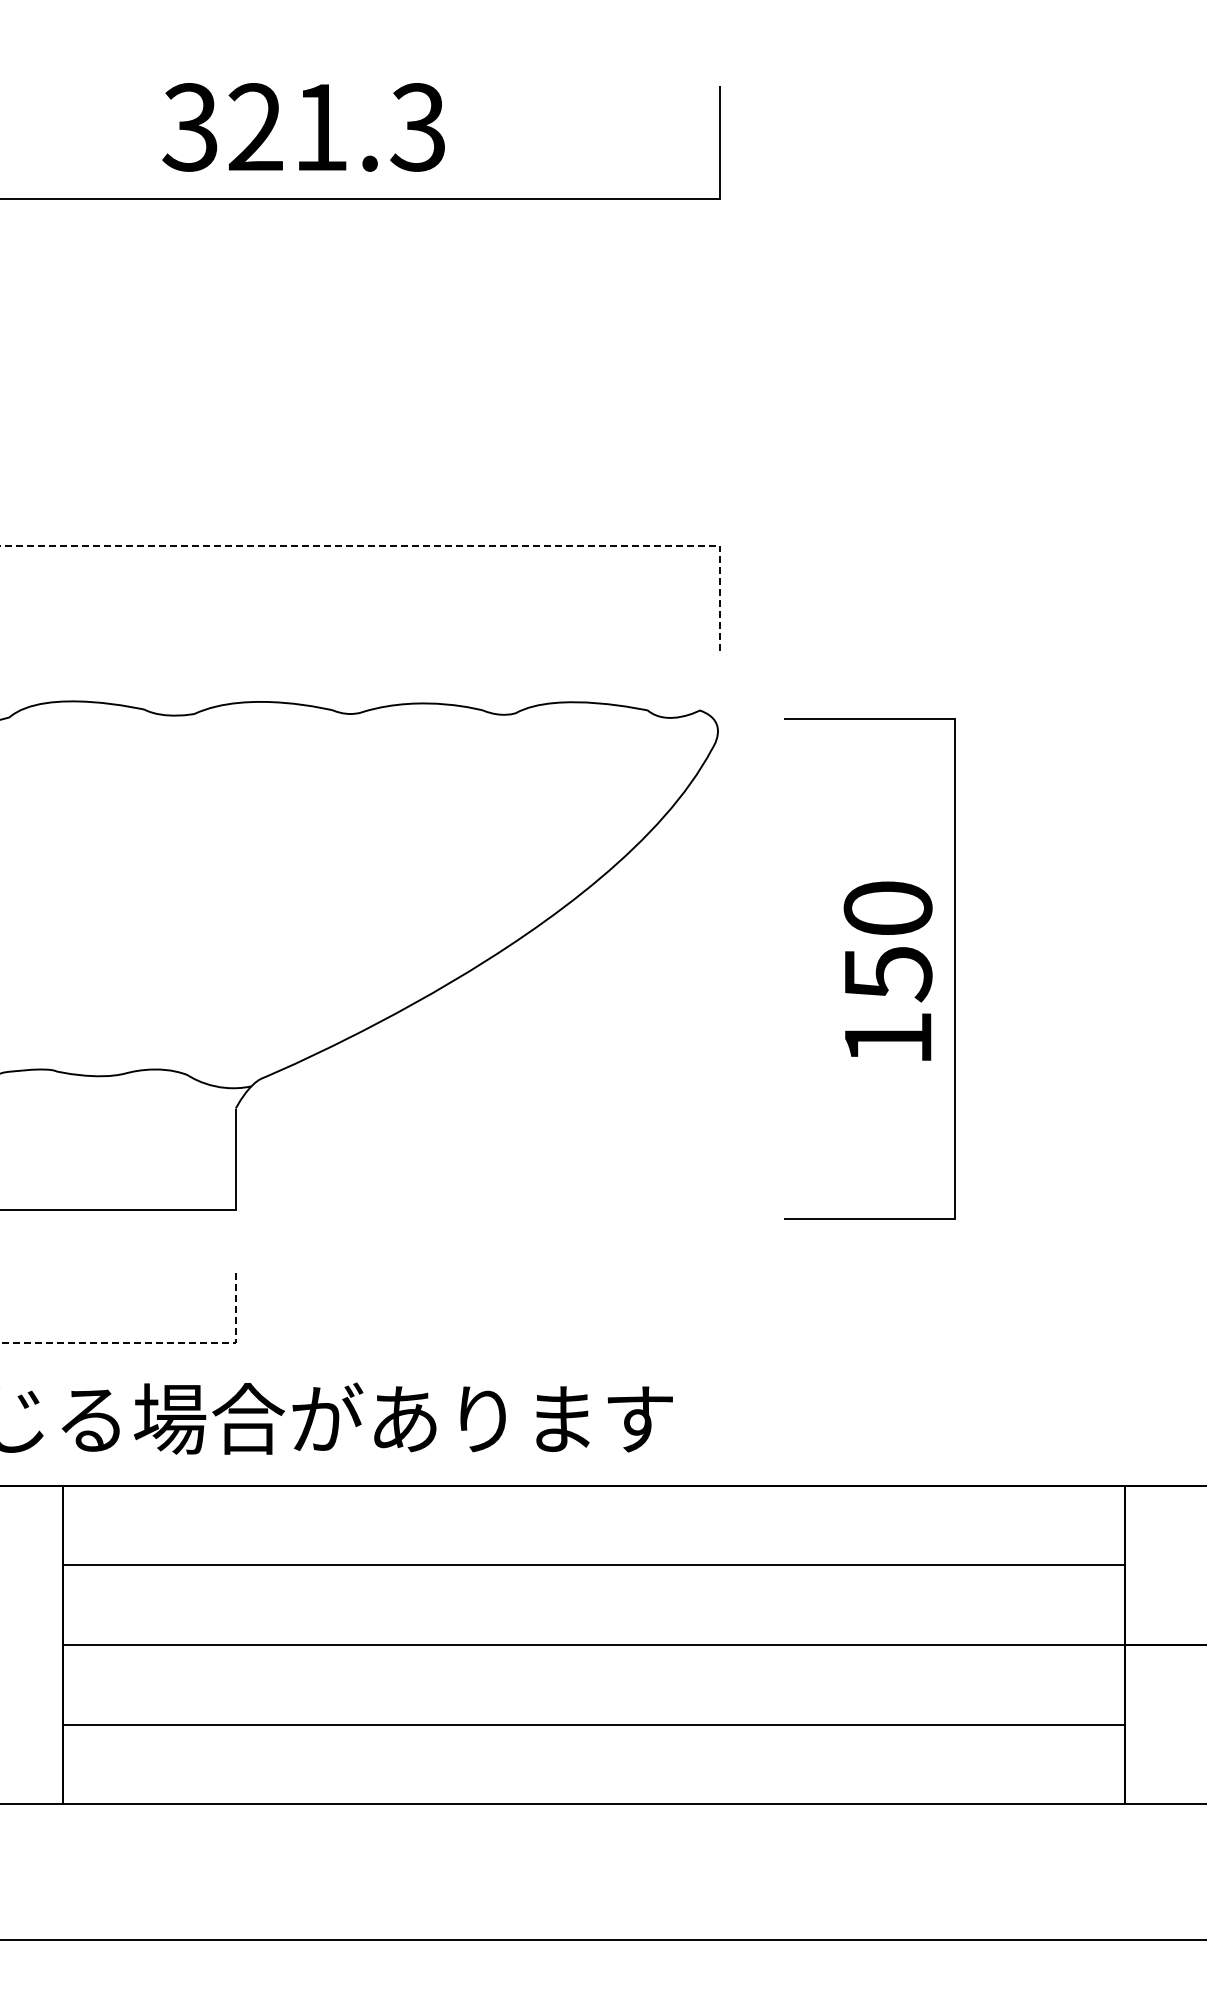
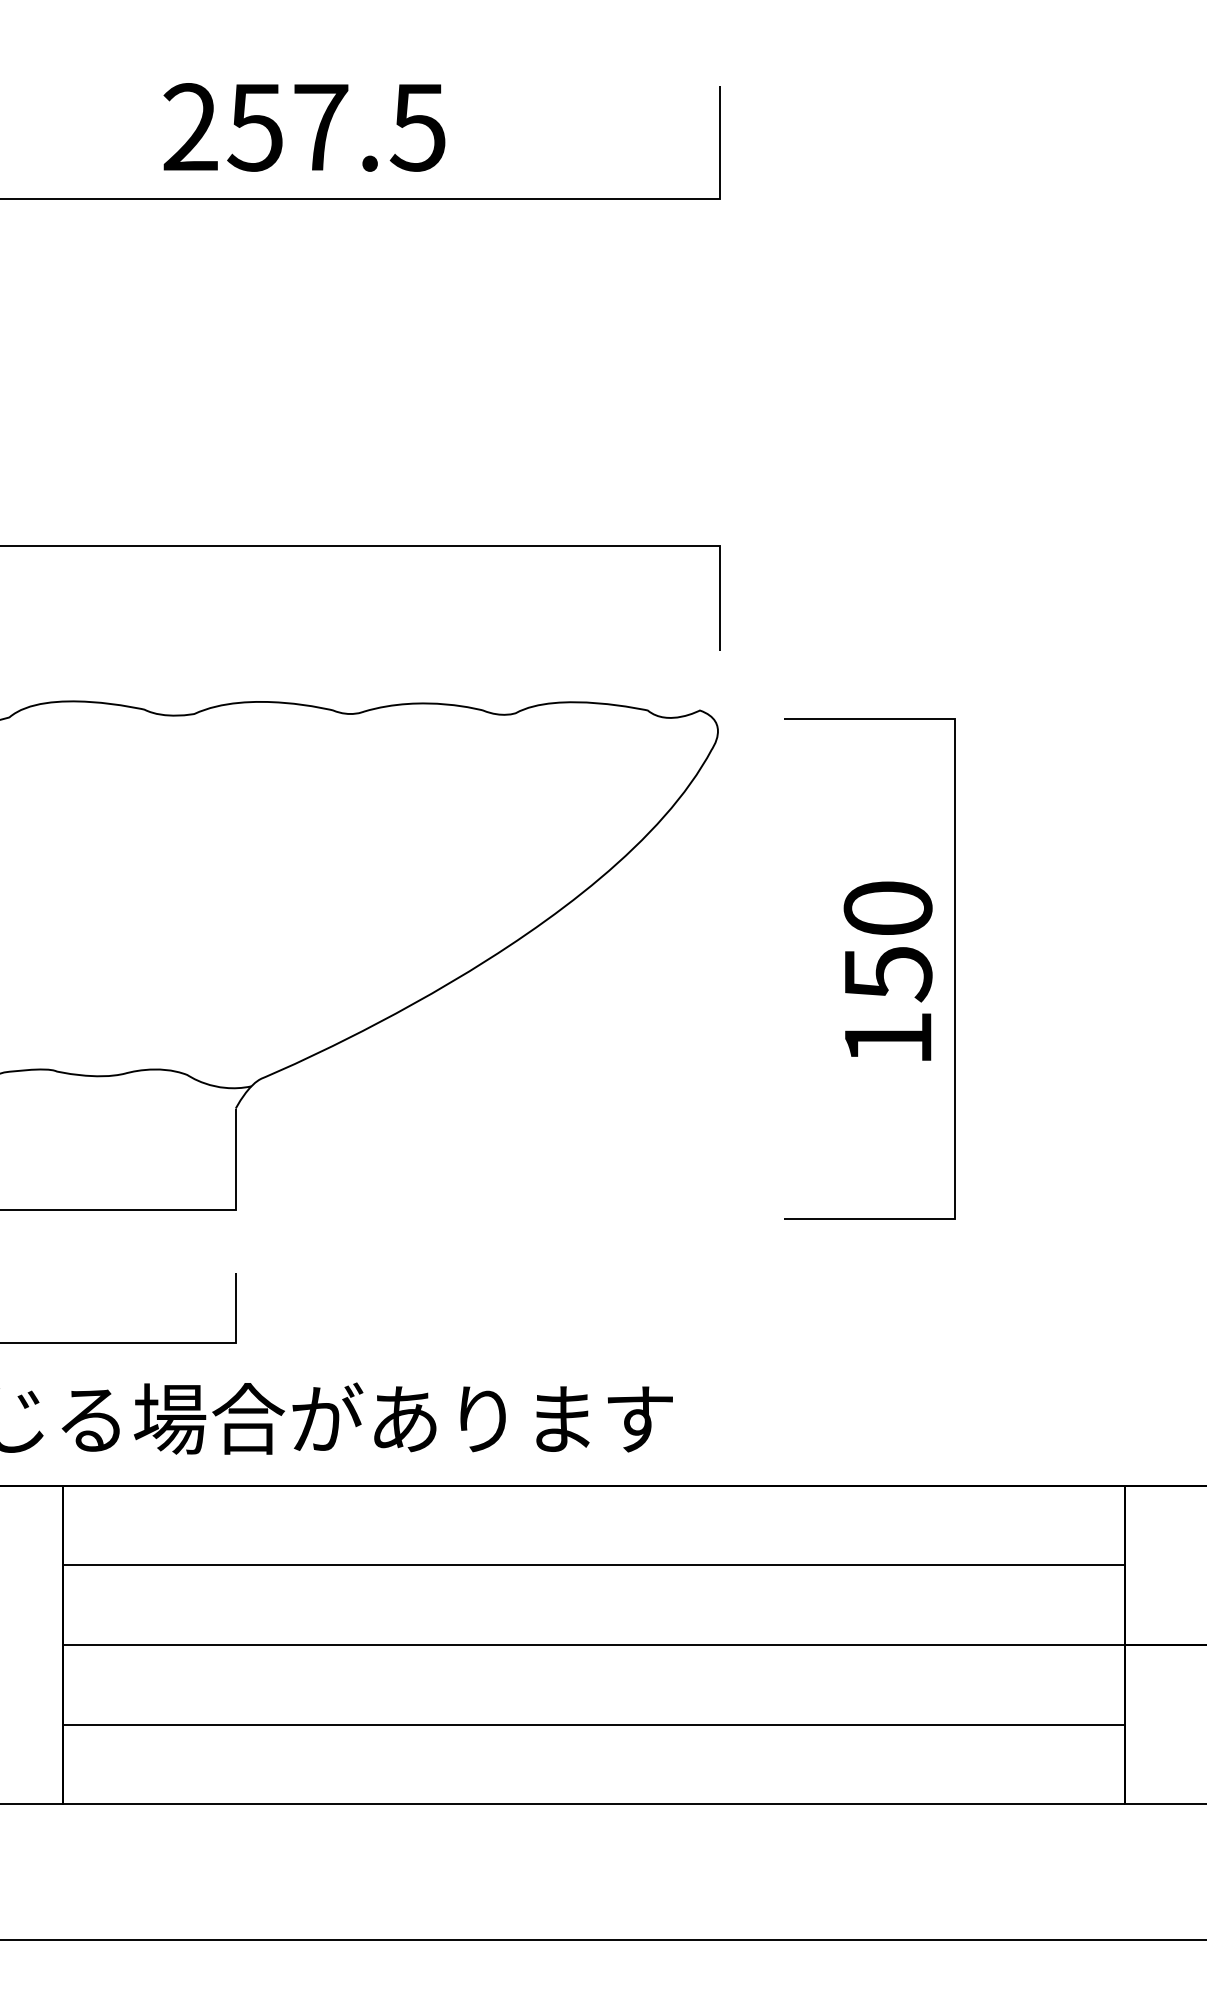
text: 321.3 -> 257.5 (303, 127)
line: dashed -> solid (413, 546)
line: dashed -> solid (153, 1343)
